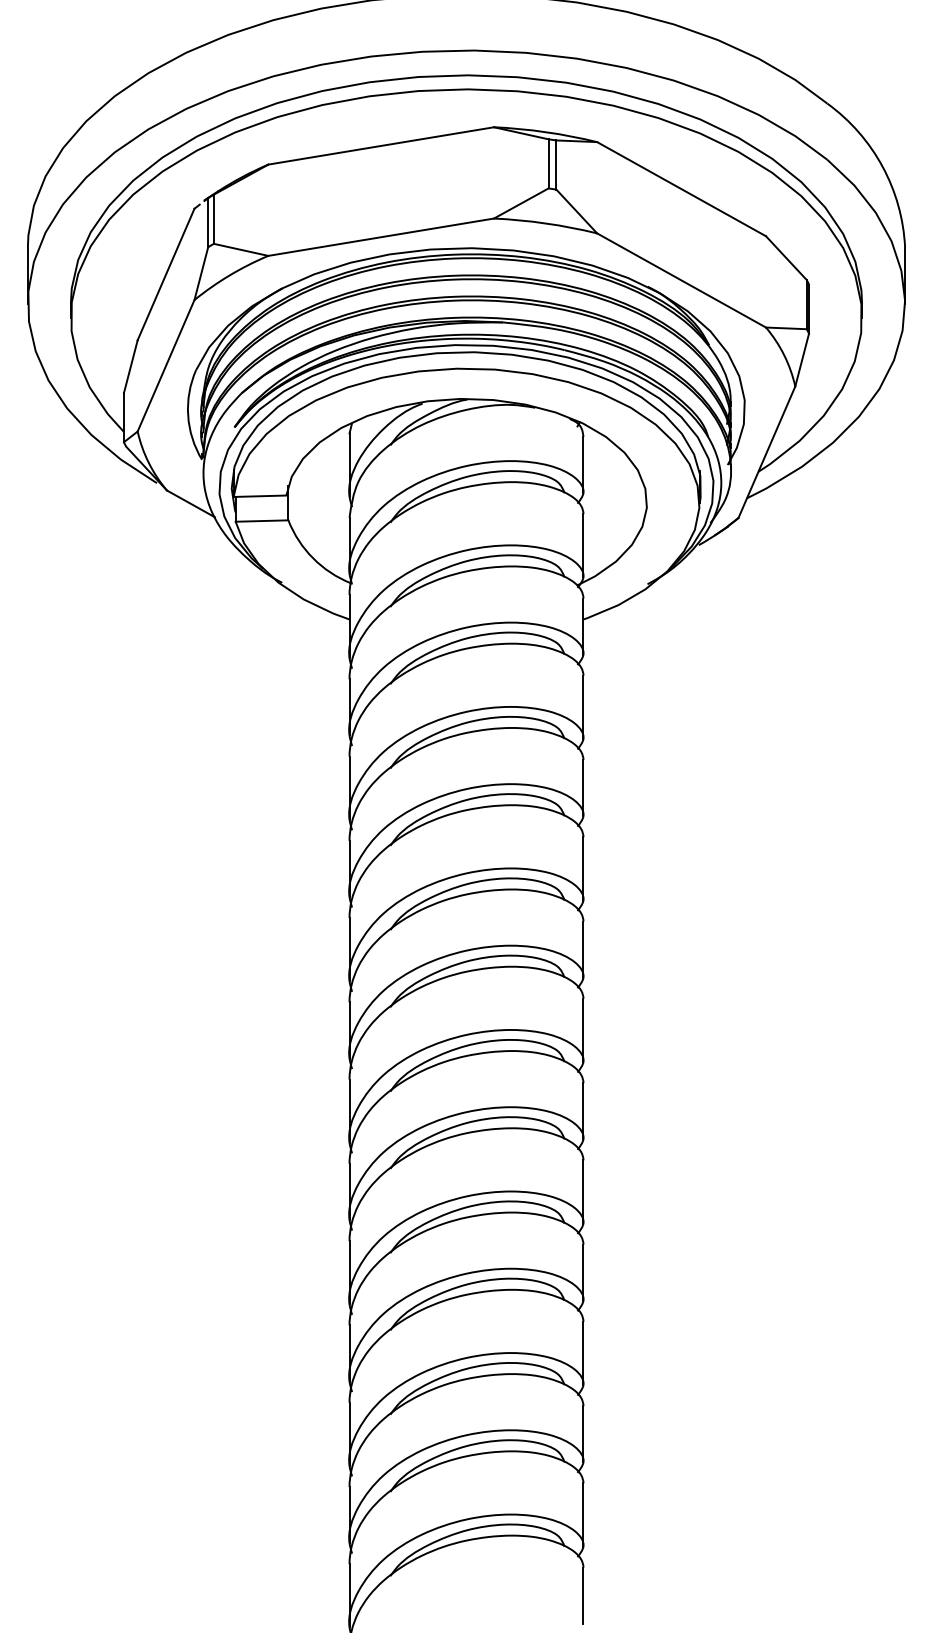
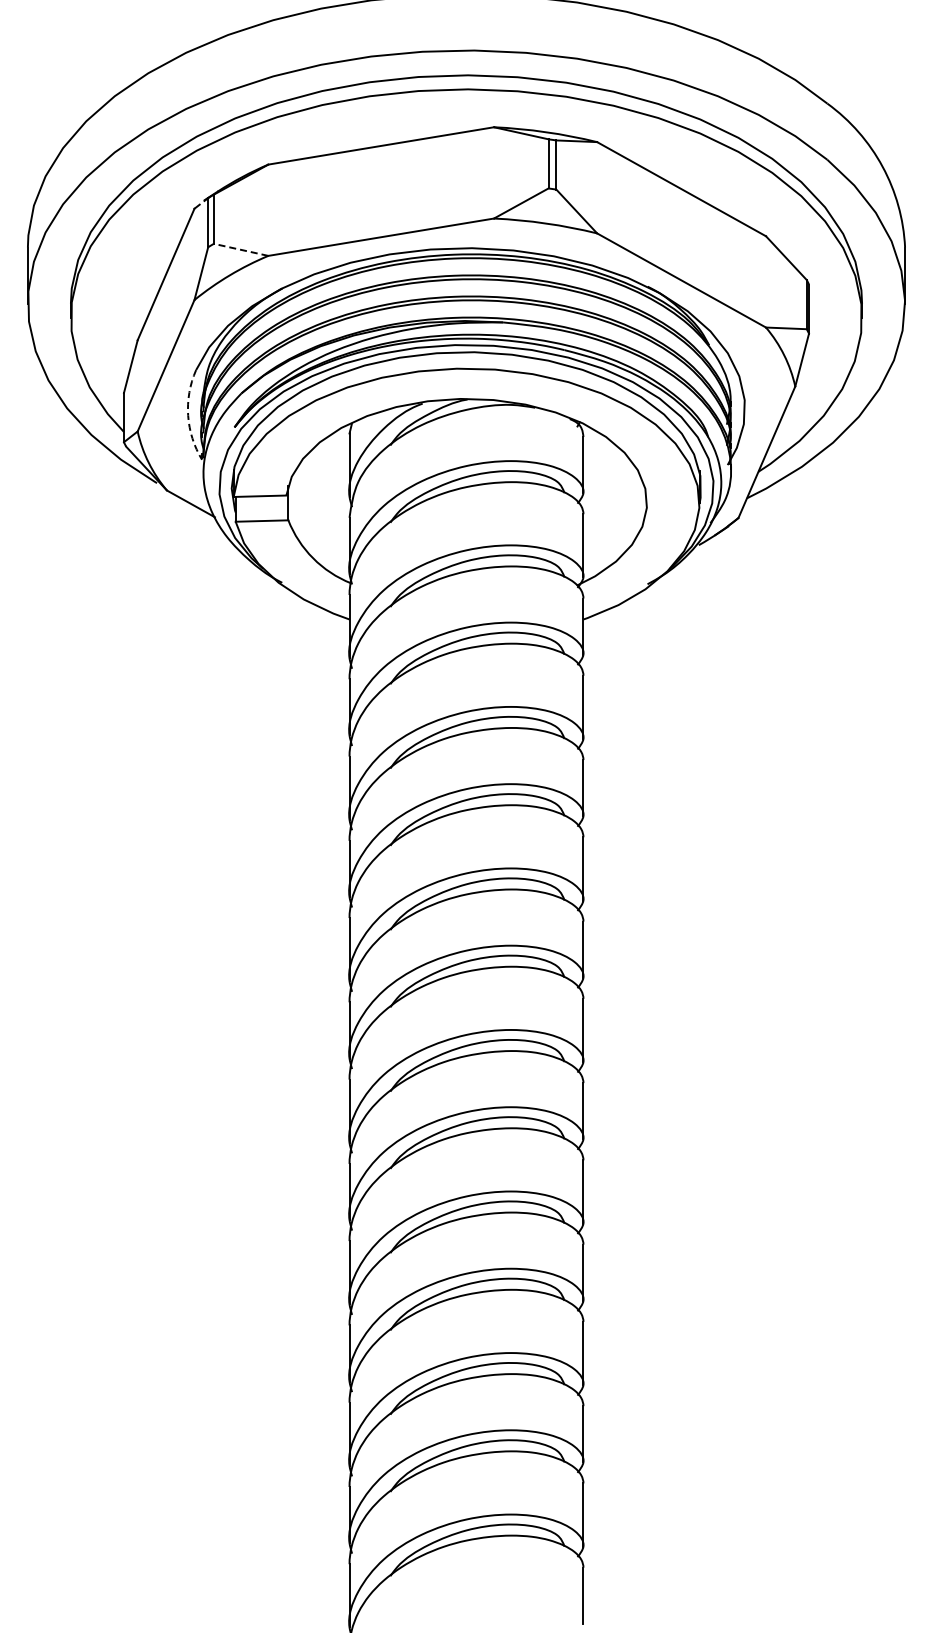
line: solid -> dashed (241, 249)
arc: solid -> dashed (188, 415)
